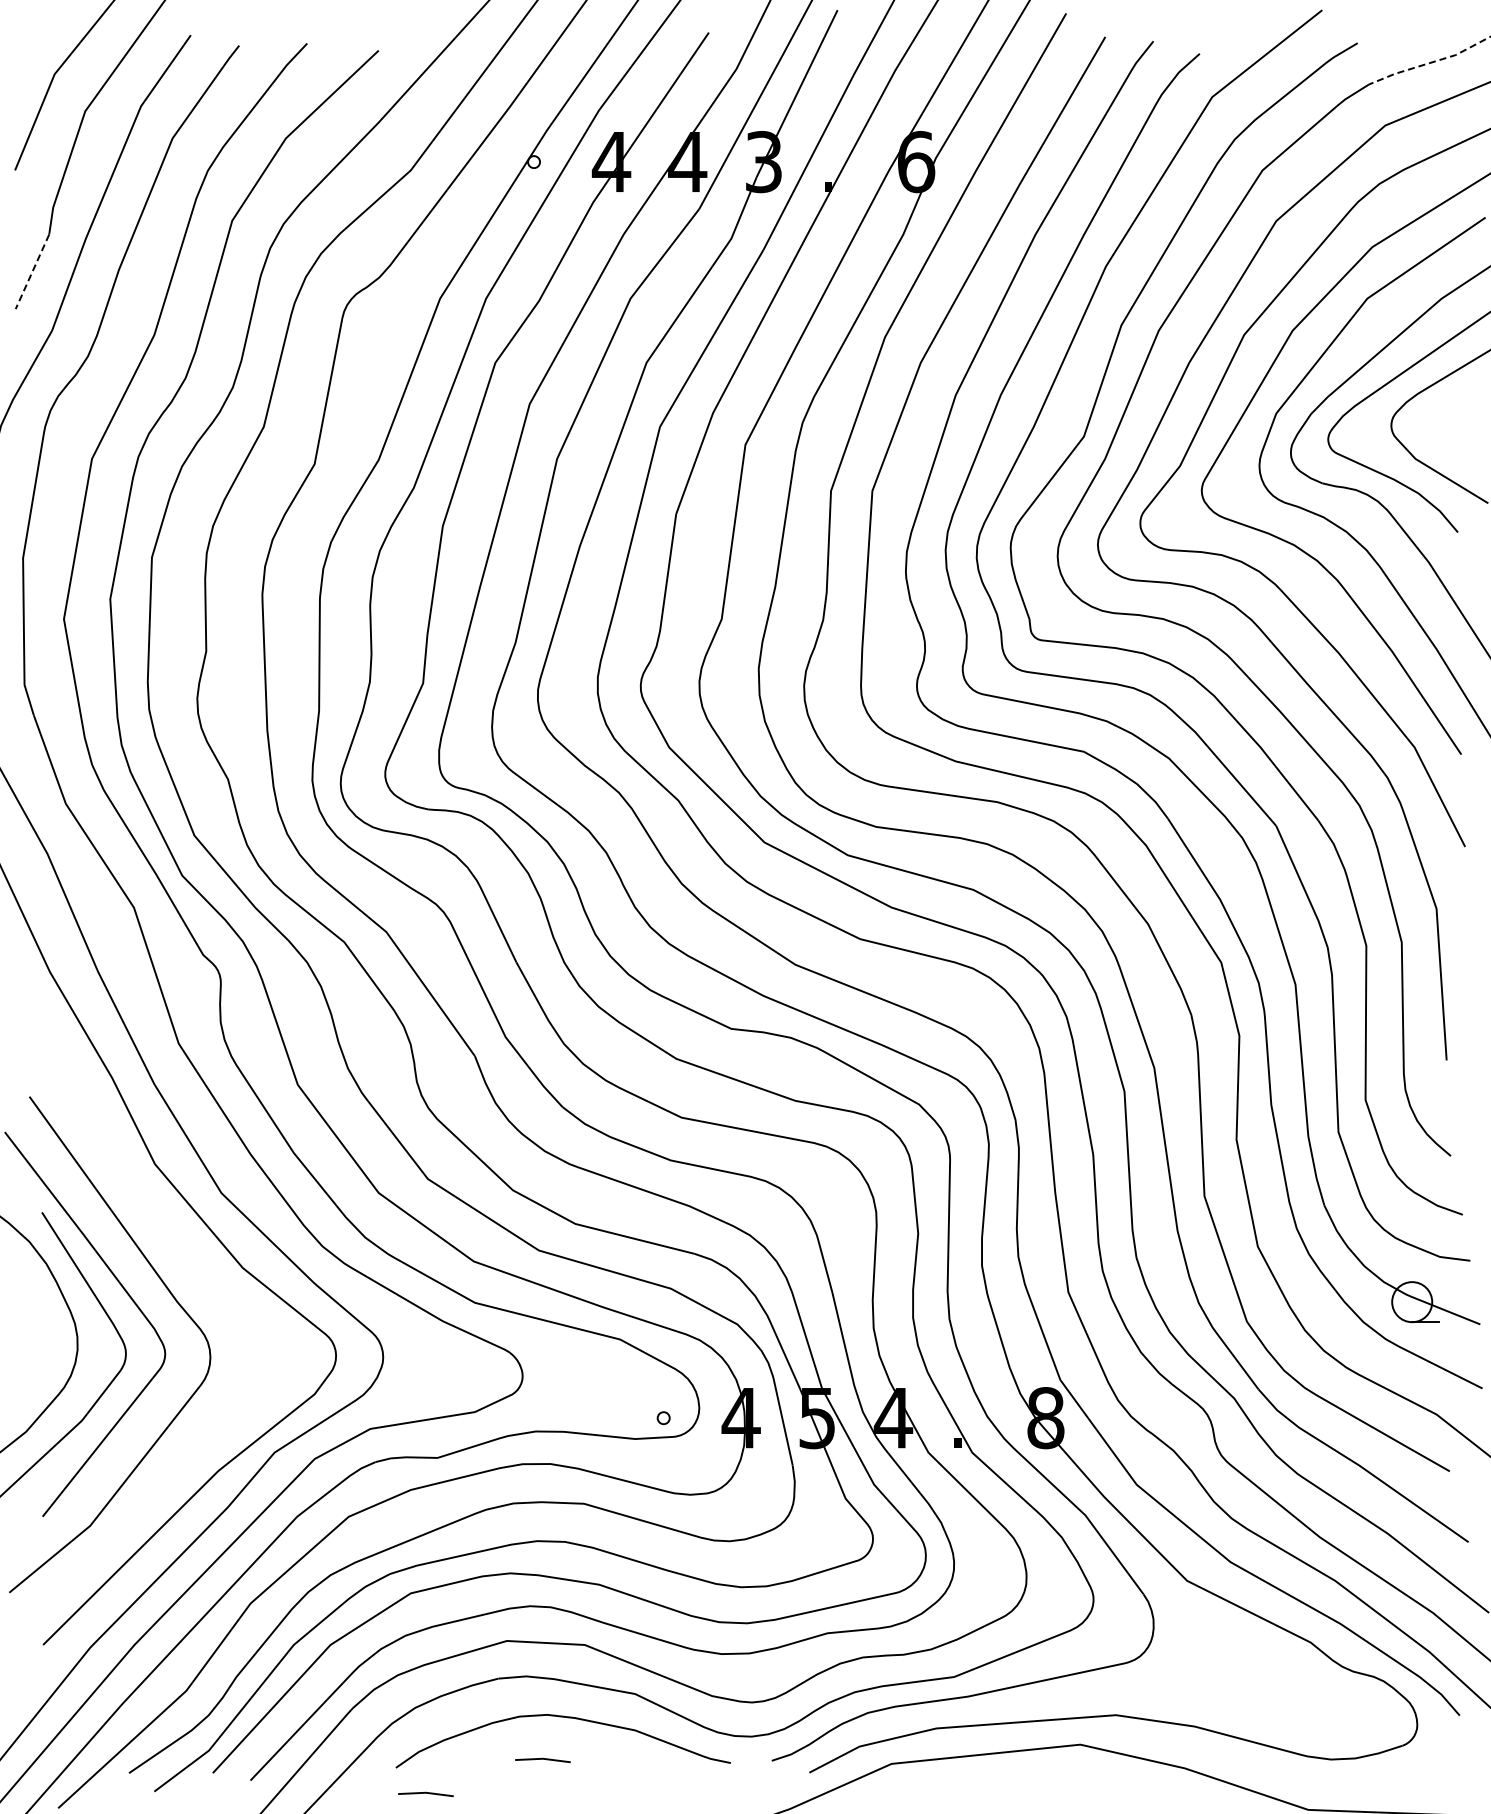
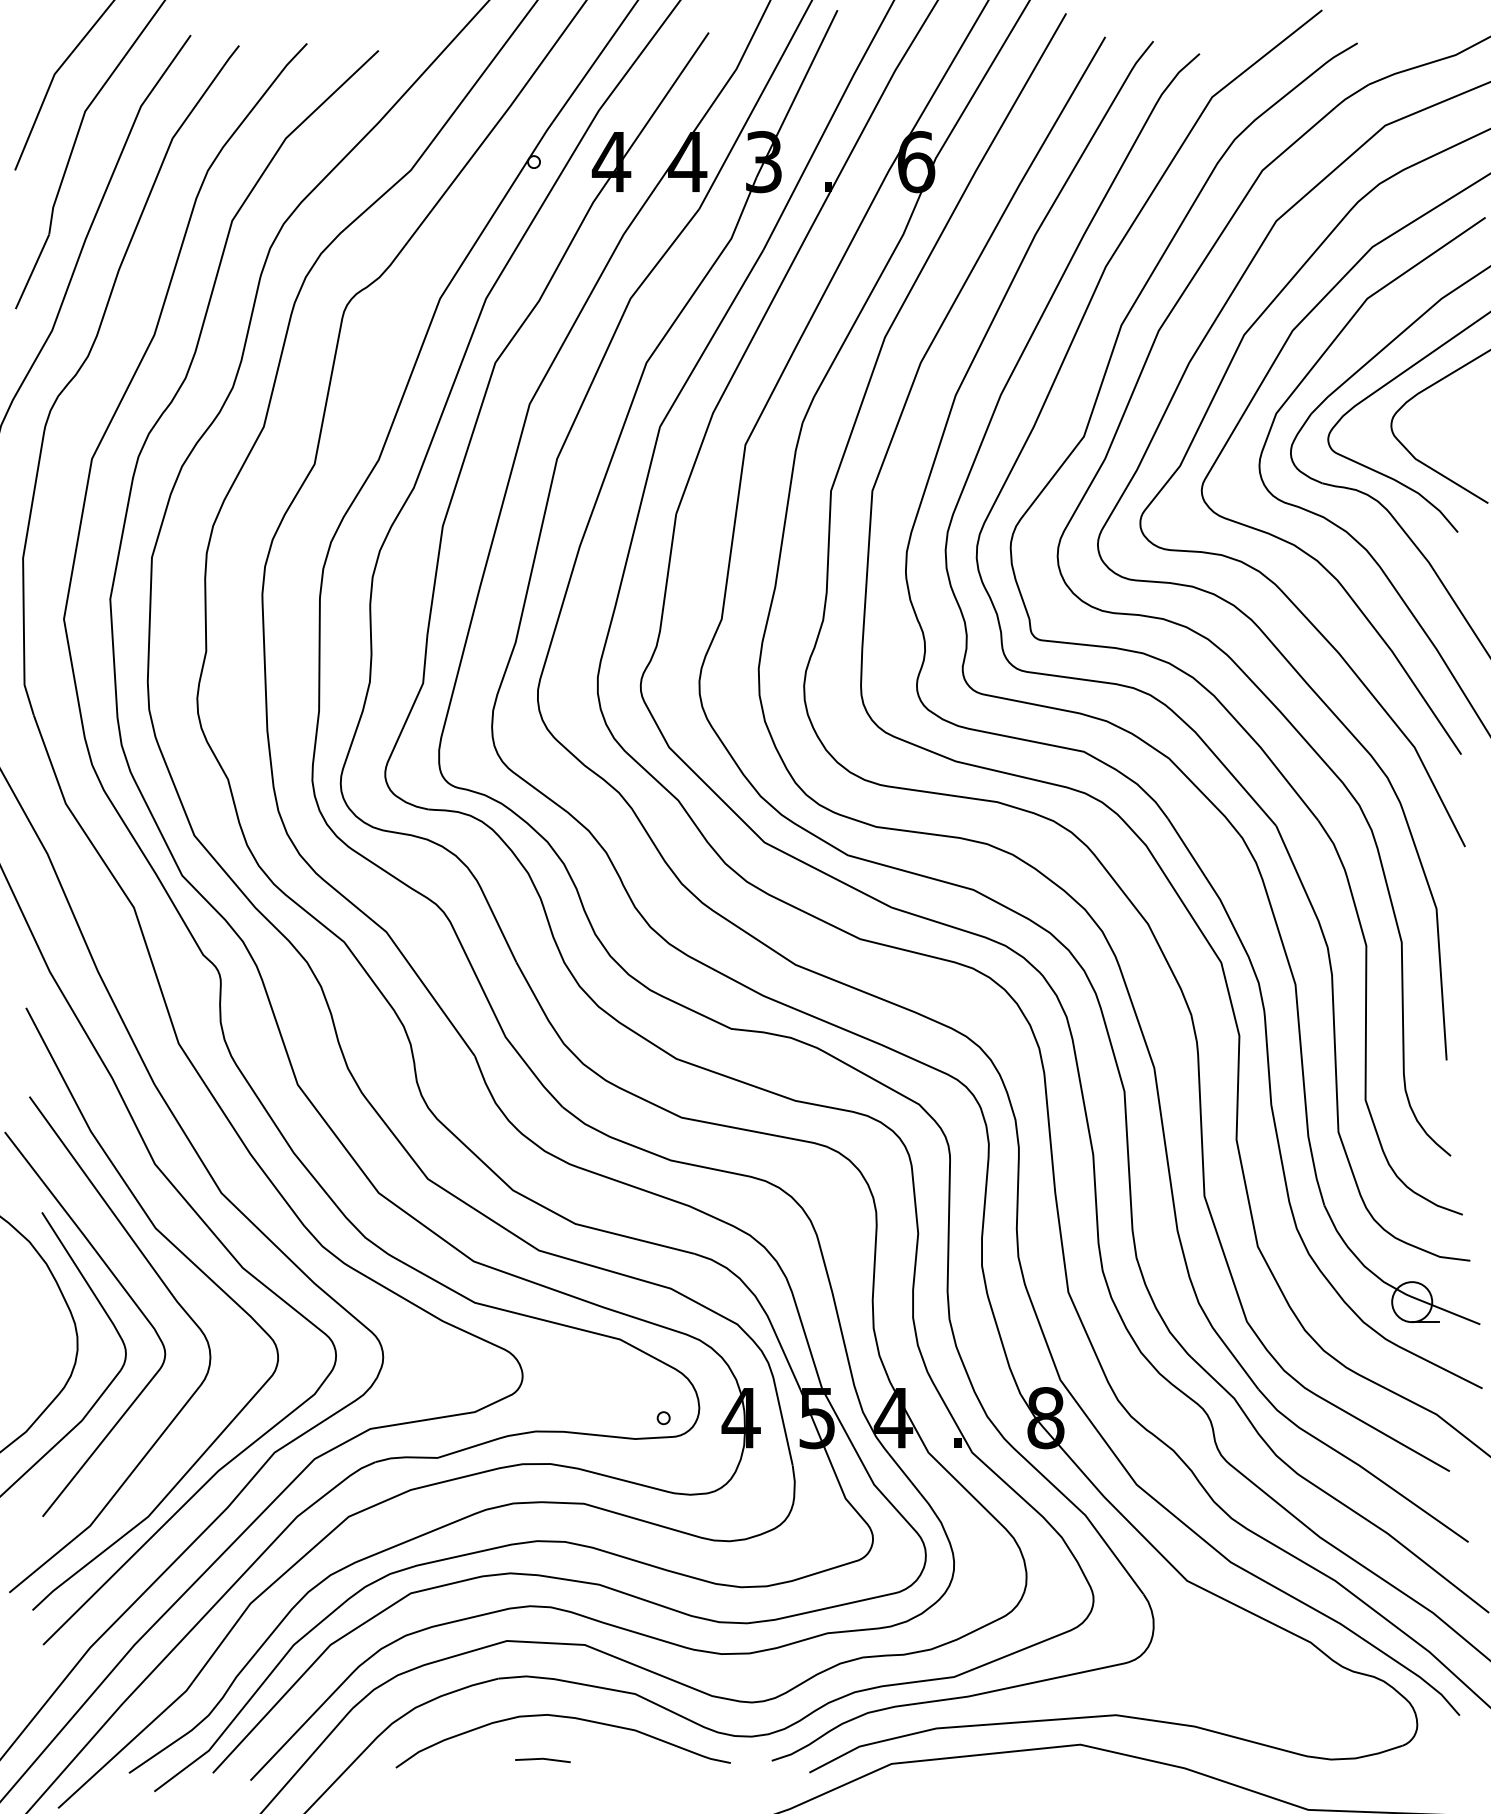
line: dashed -> solid (1430, 63)
line: dashed -> solid (32, 271)
curve: none -> present (189, 1261)
line: present -> none (425, 1793)
